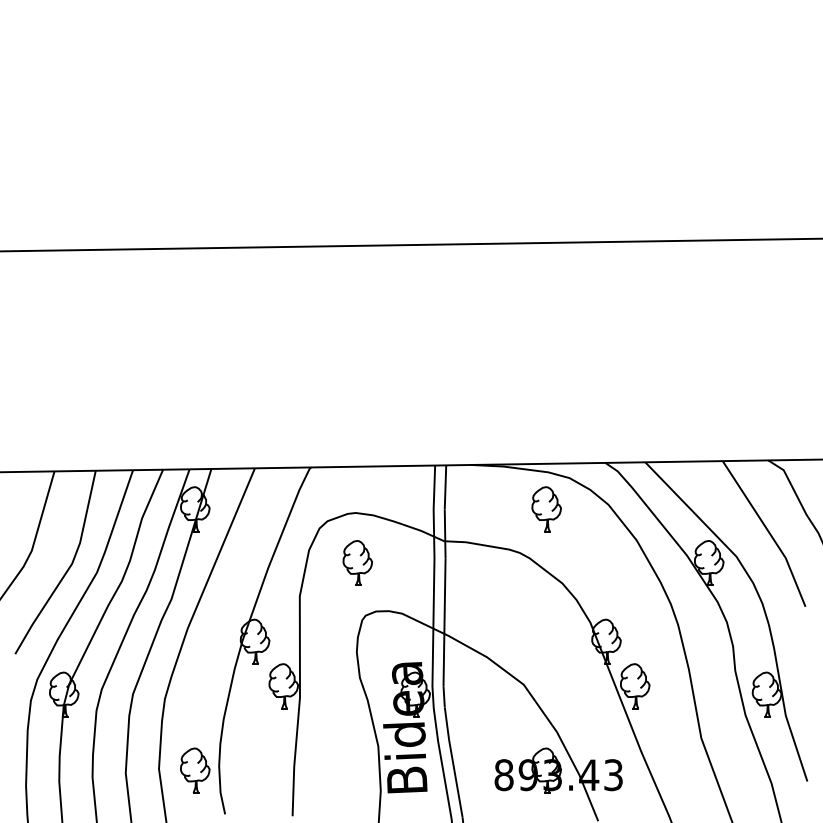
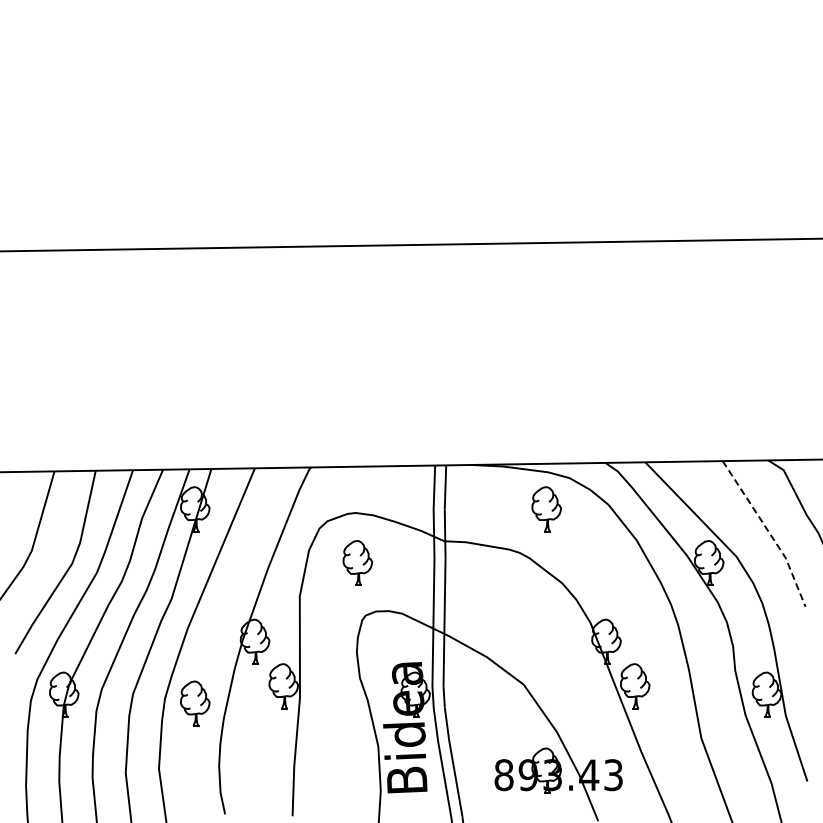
line: solid -> dashed (769, 532)
part position: (195, 770) -> (195, 703) (195, 703)
